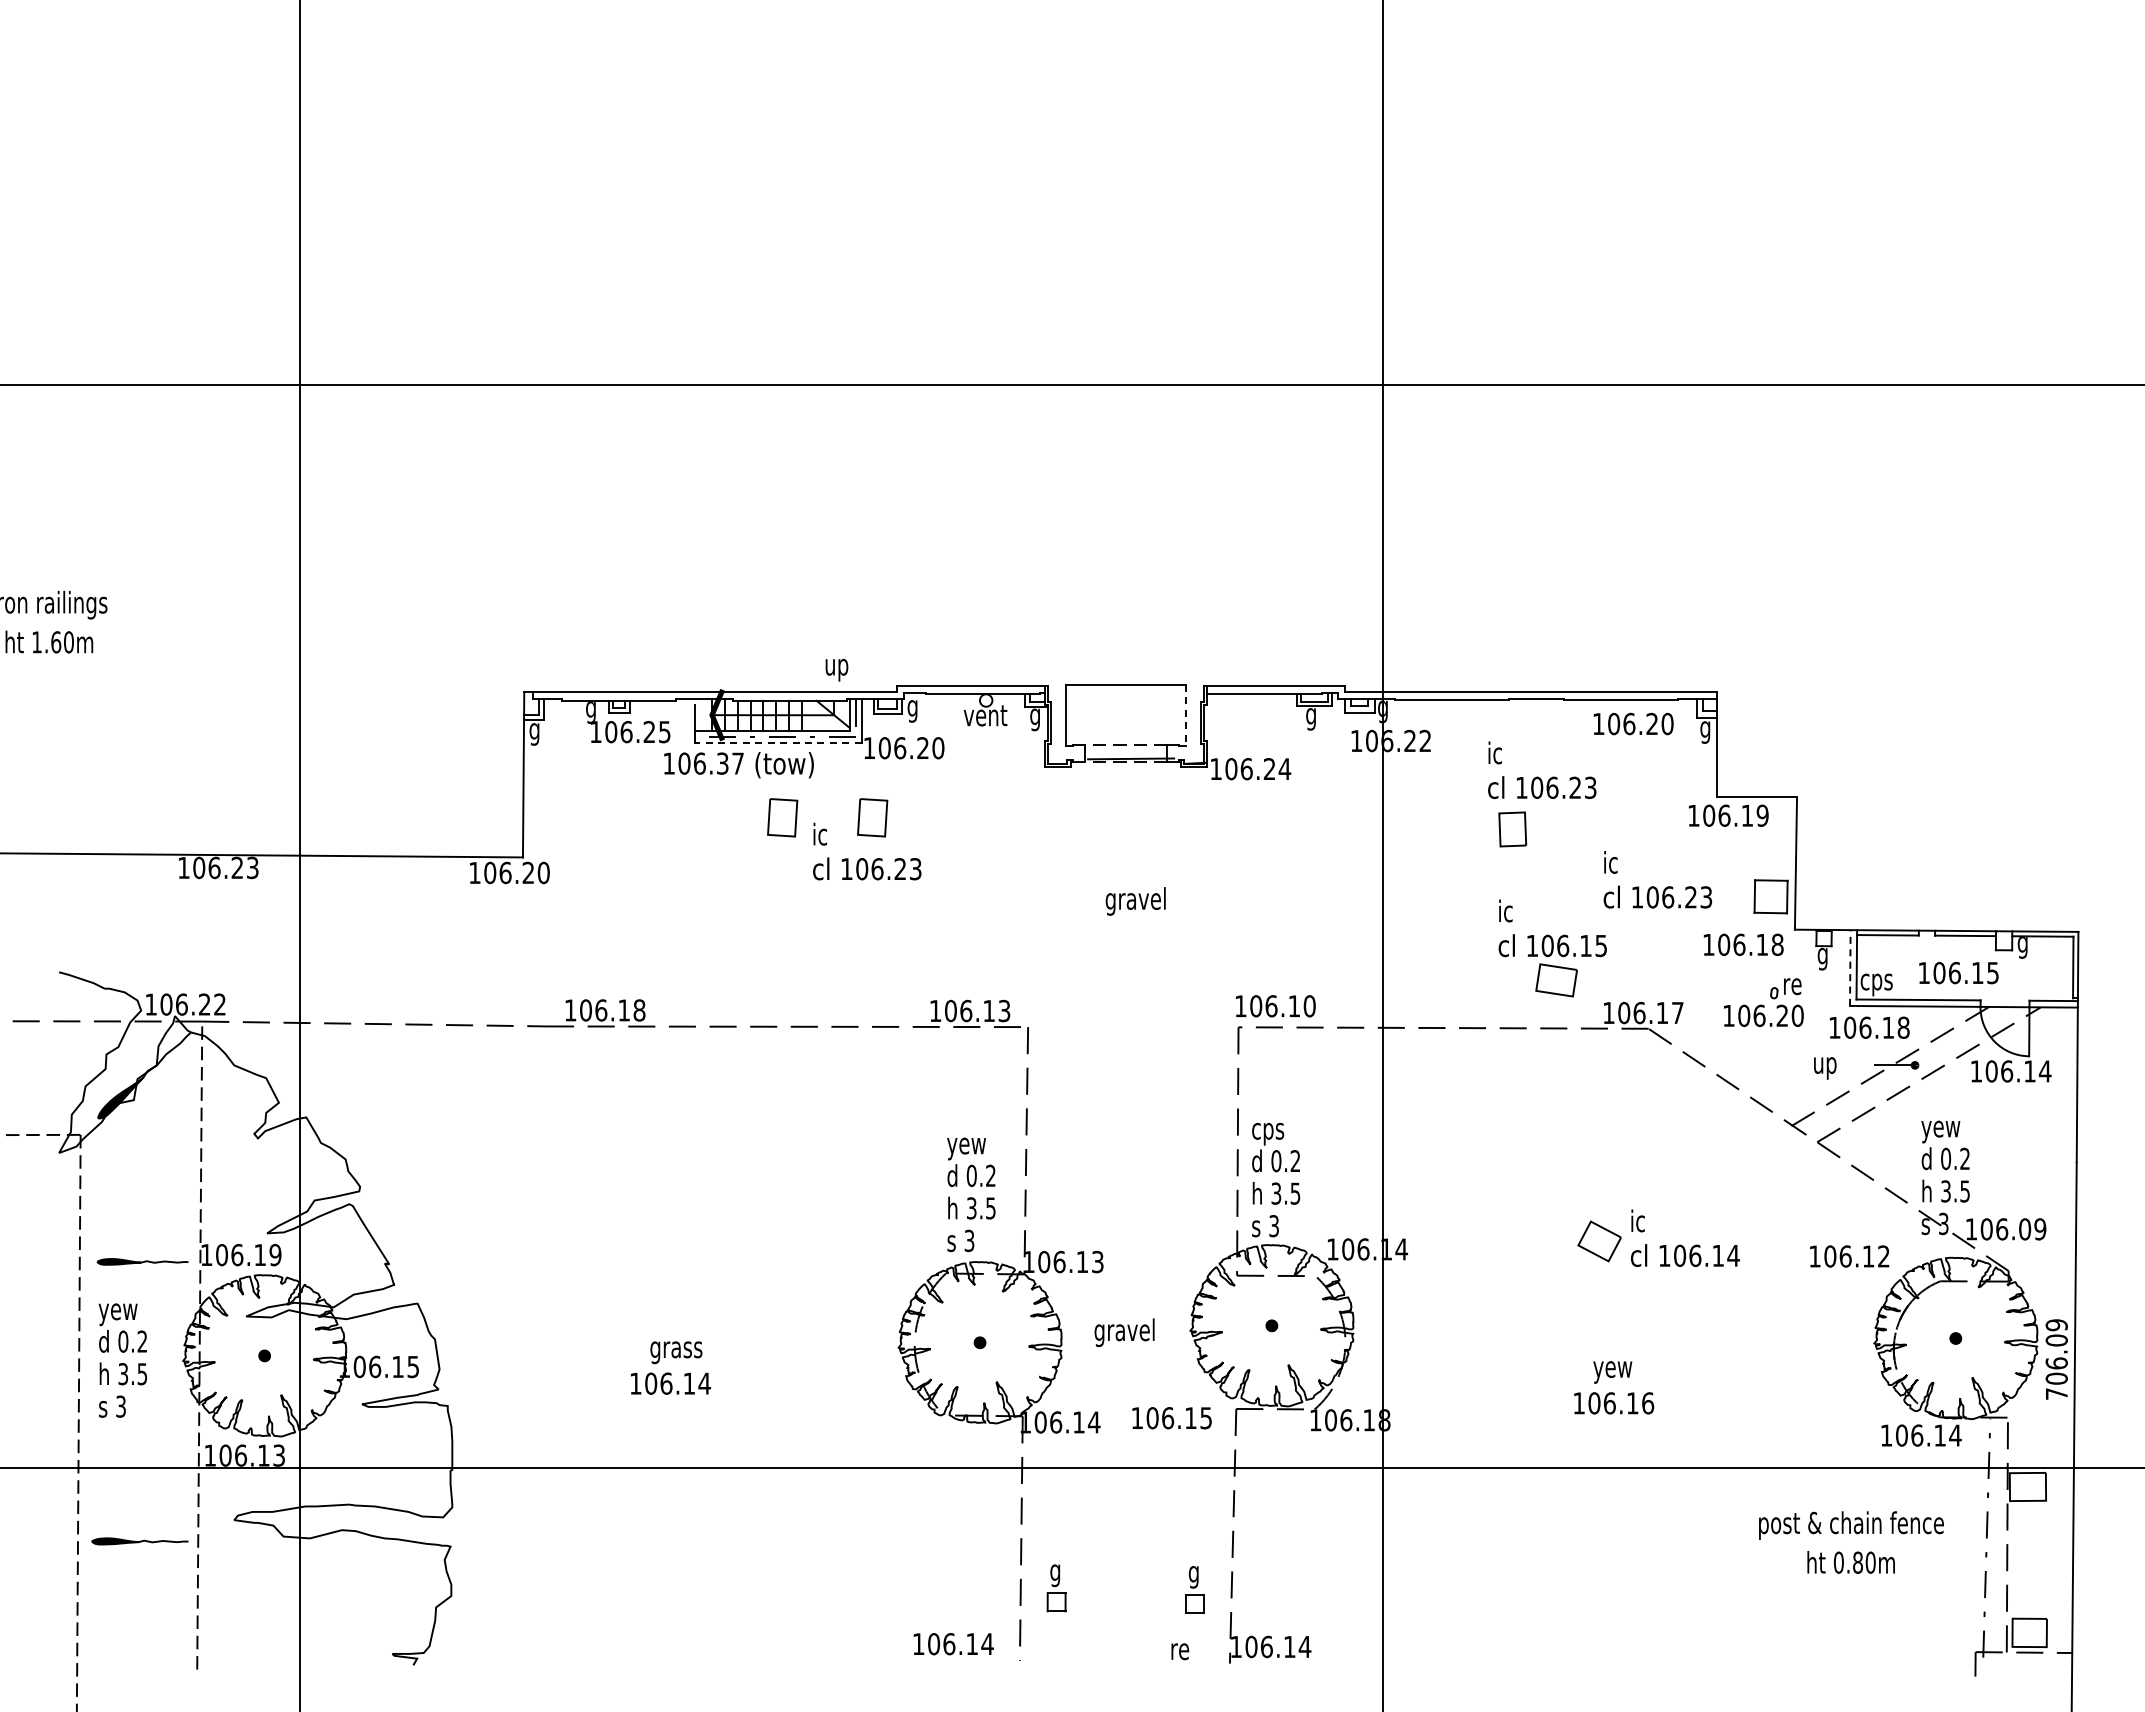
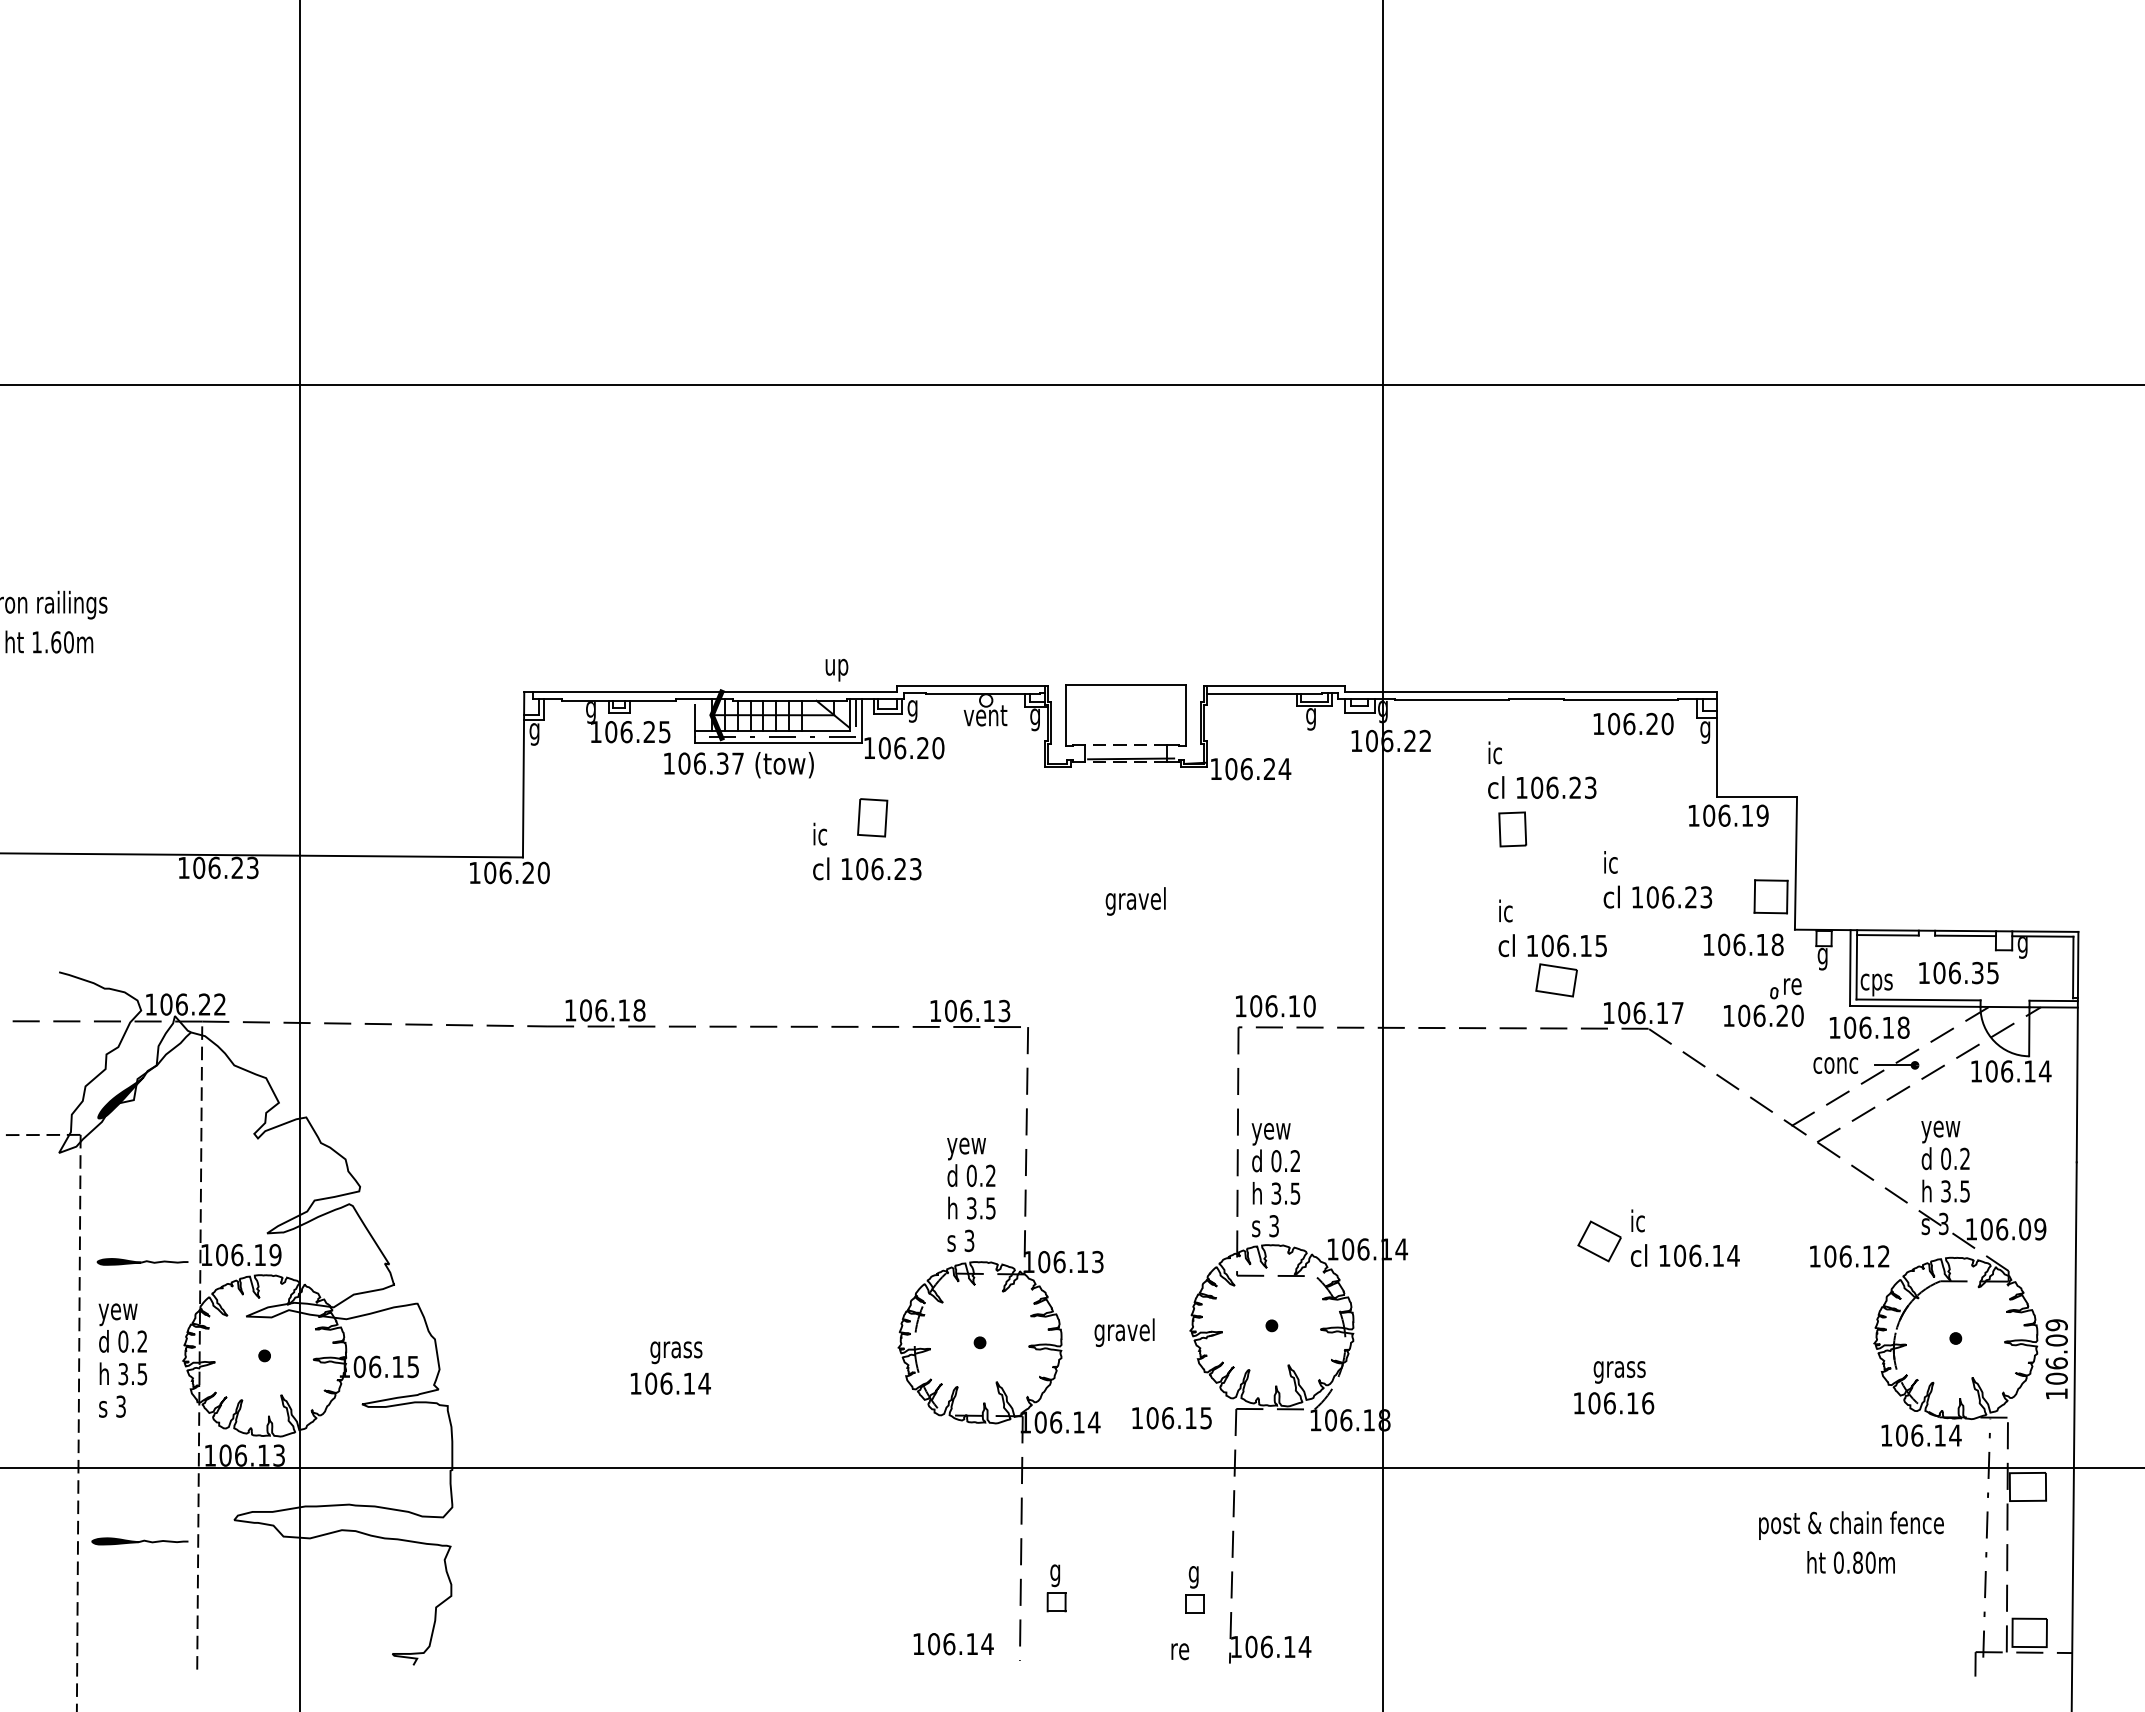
line: dashed -> solid (1185, 715)
line: dashed -> solid (777, 743)
part: present -> none (782, 817)
line: dashed -> solid (1850, 968)
text: 106.15 -> 106.35 (1977, 972)
text: up -> conc (1835, 1068)
text: cps -> yew (1270, 1133)
text: yew -> grass (1619, 1372)
text: 706.09 -> 106.09 (2056, 1393)
